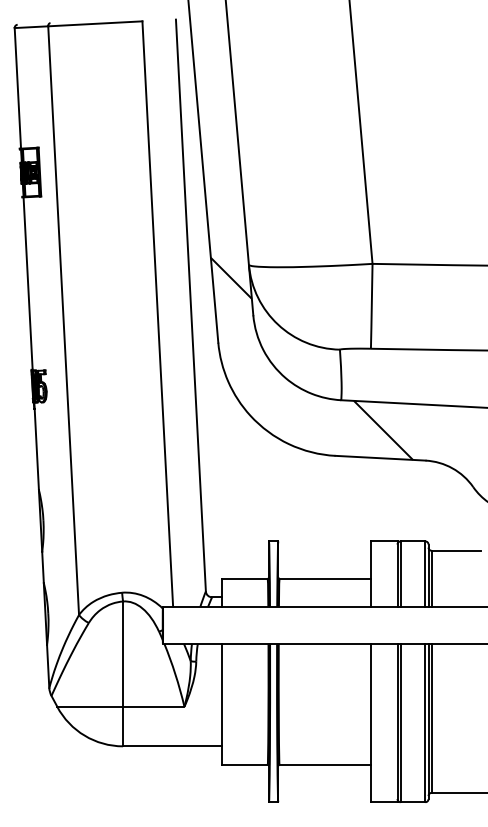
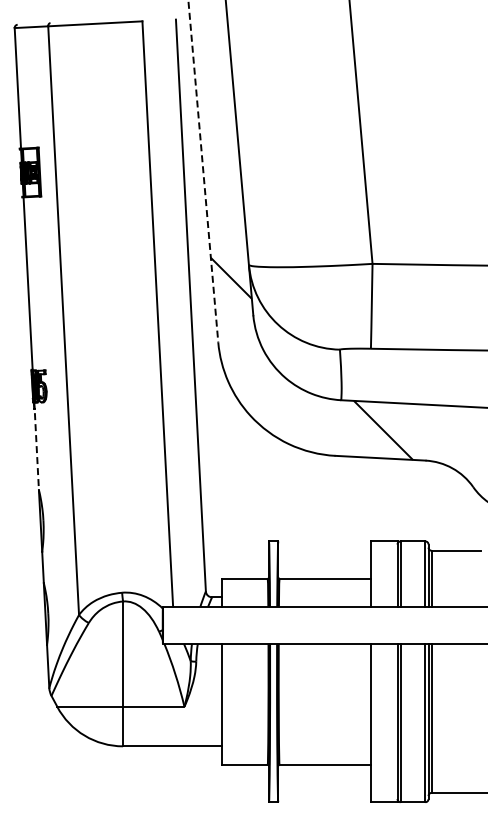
line: solid -> dashed (203, 171)
line: solid -> dashed (36, 446)
